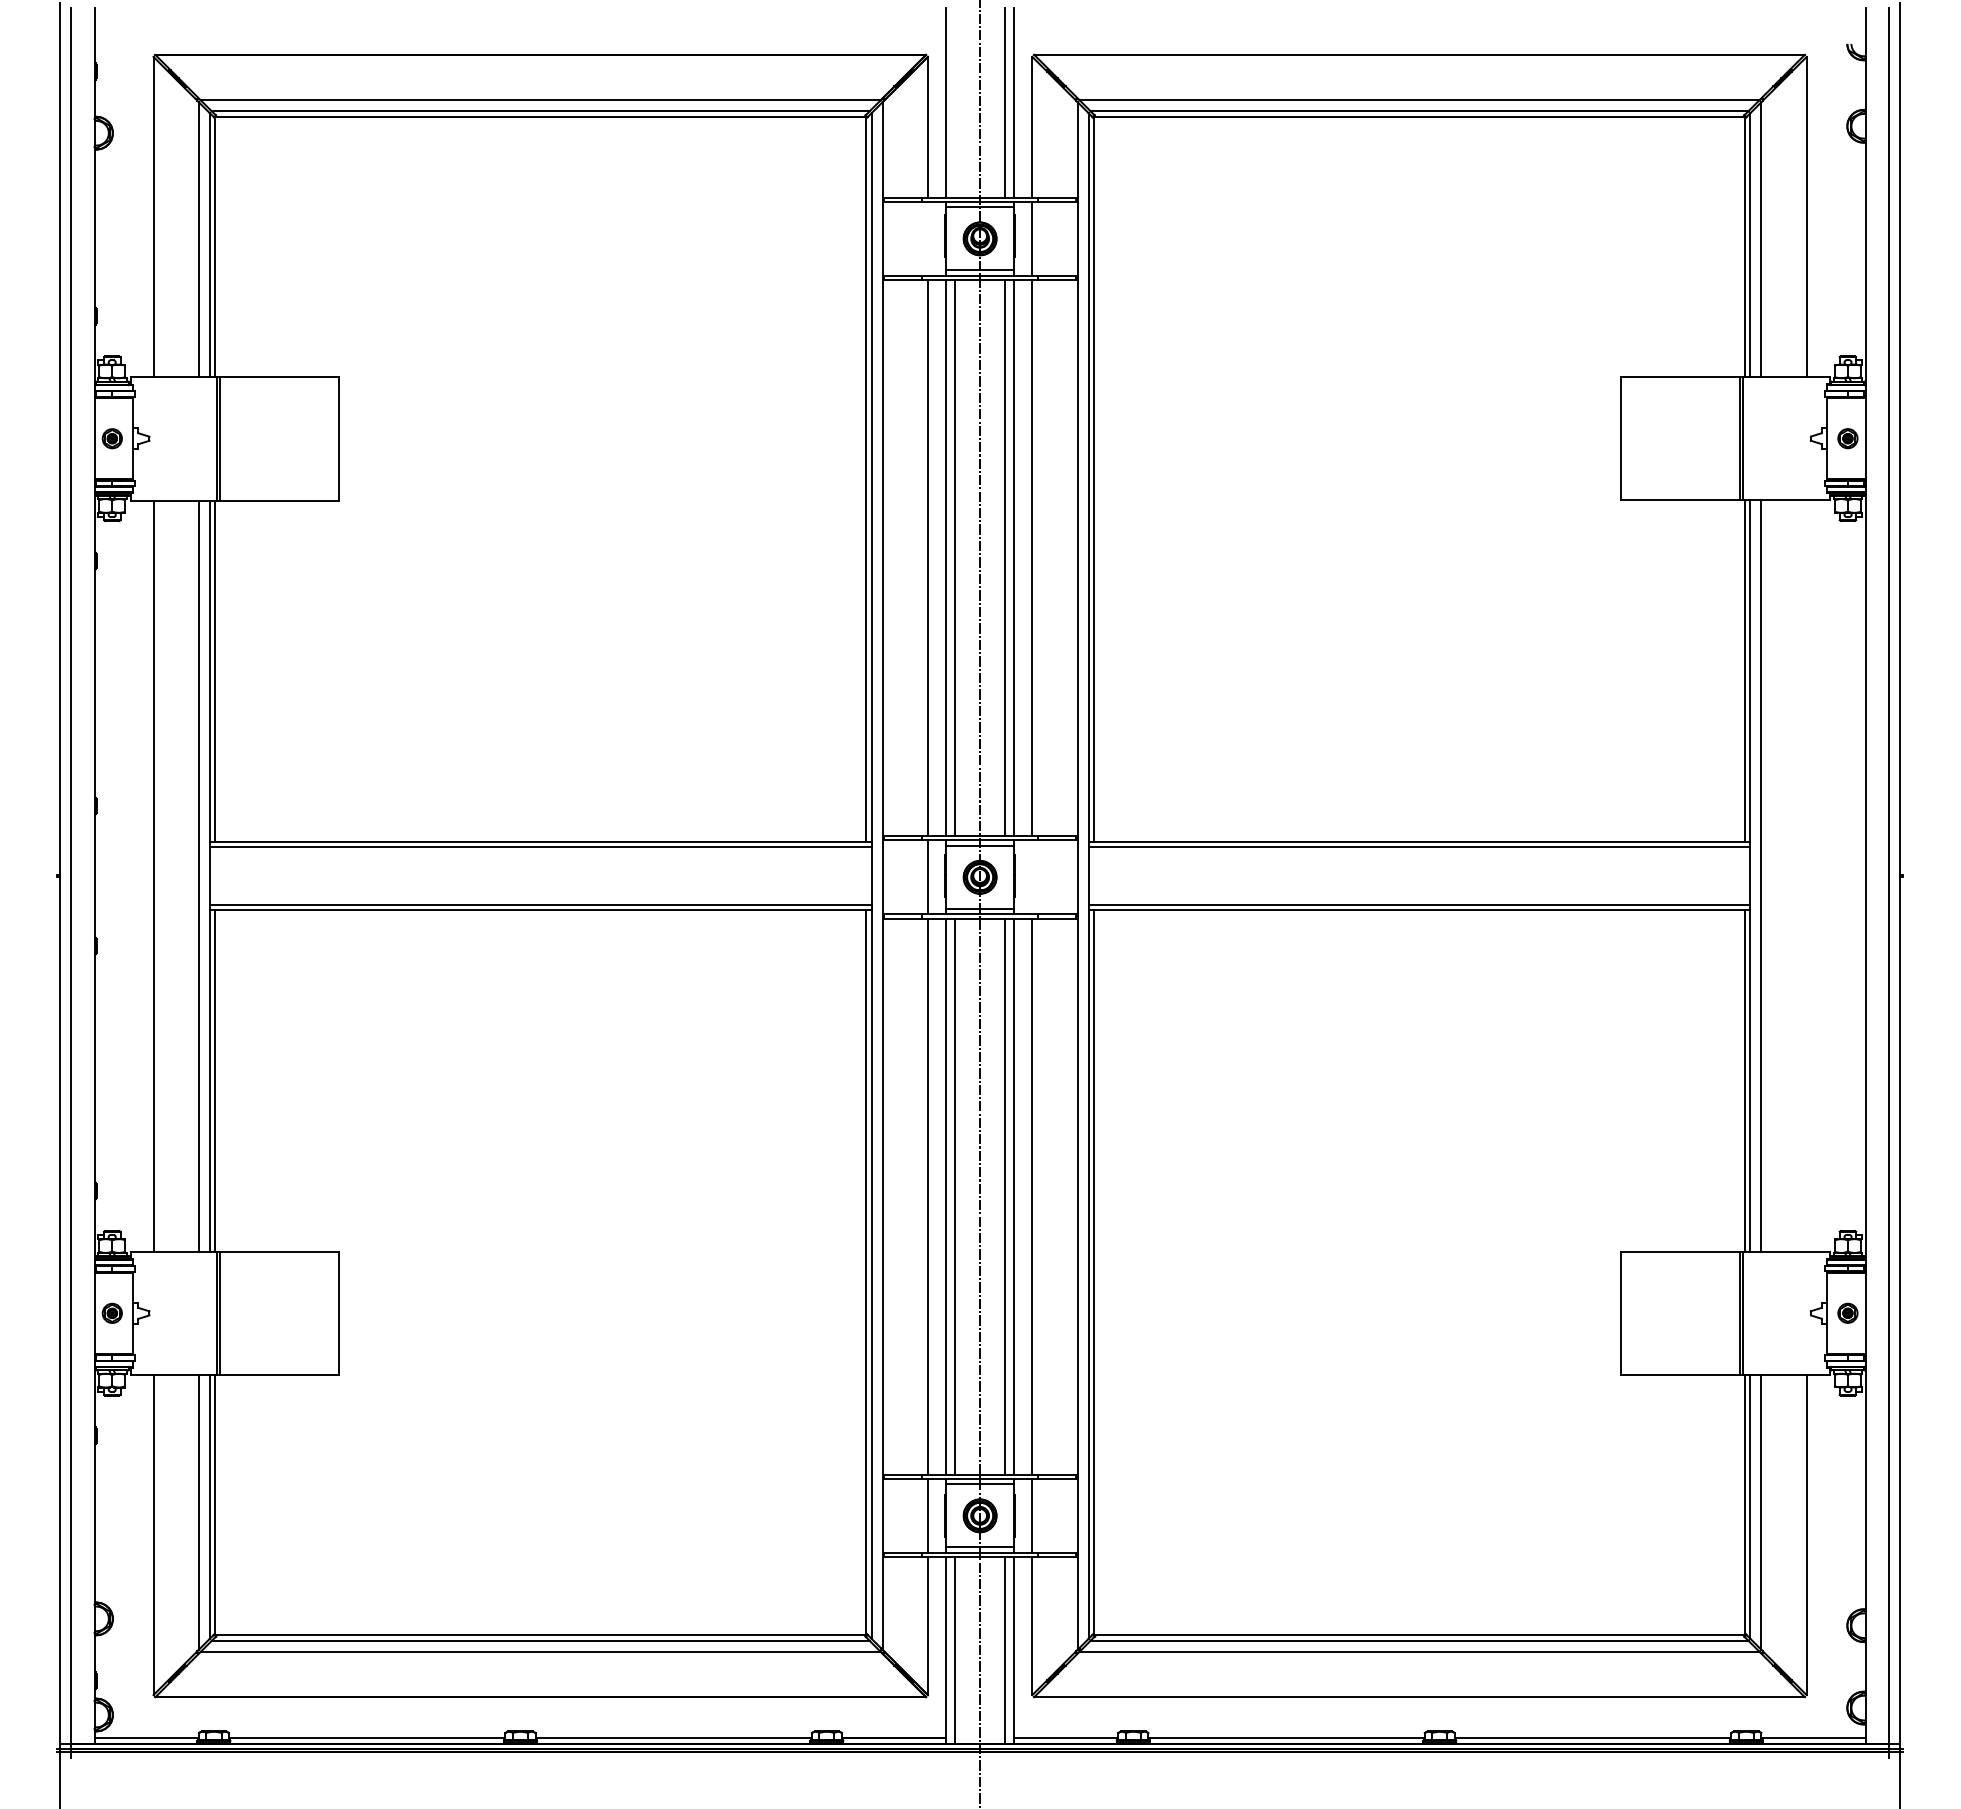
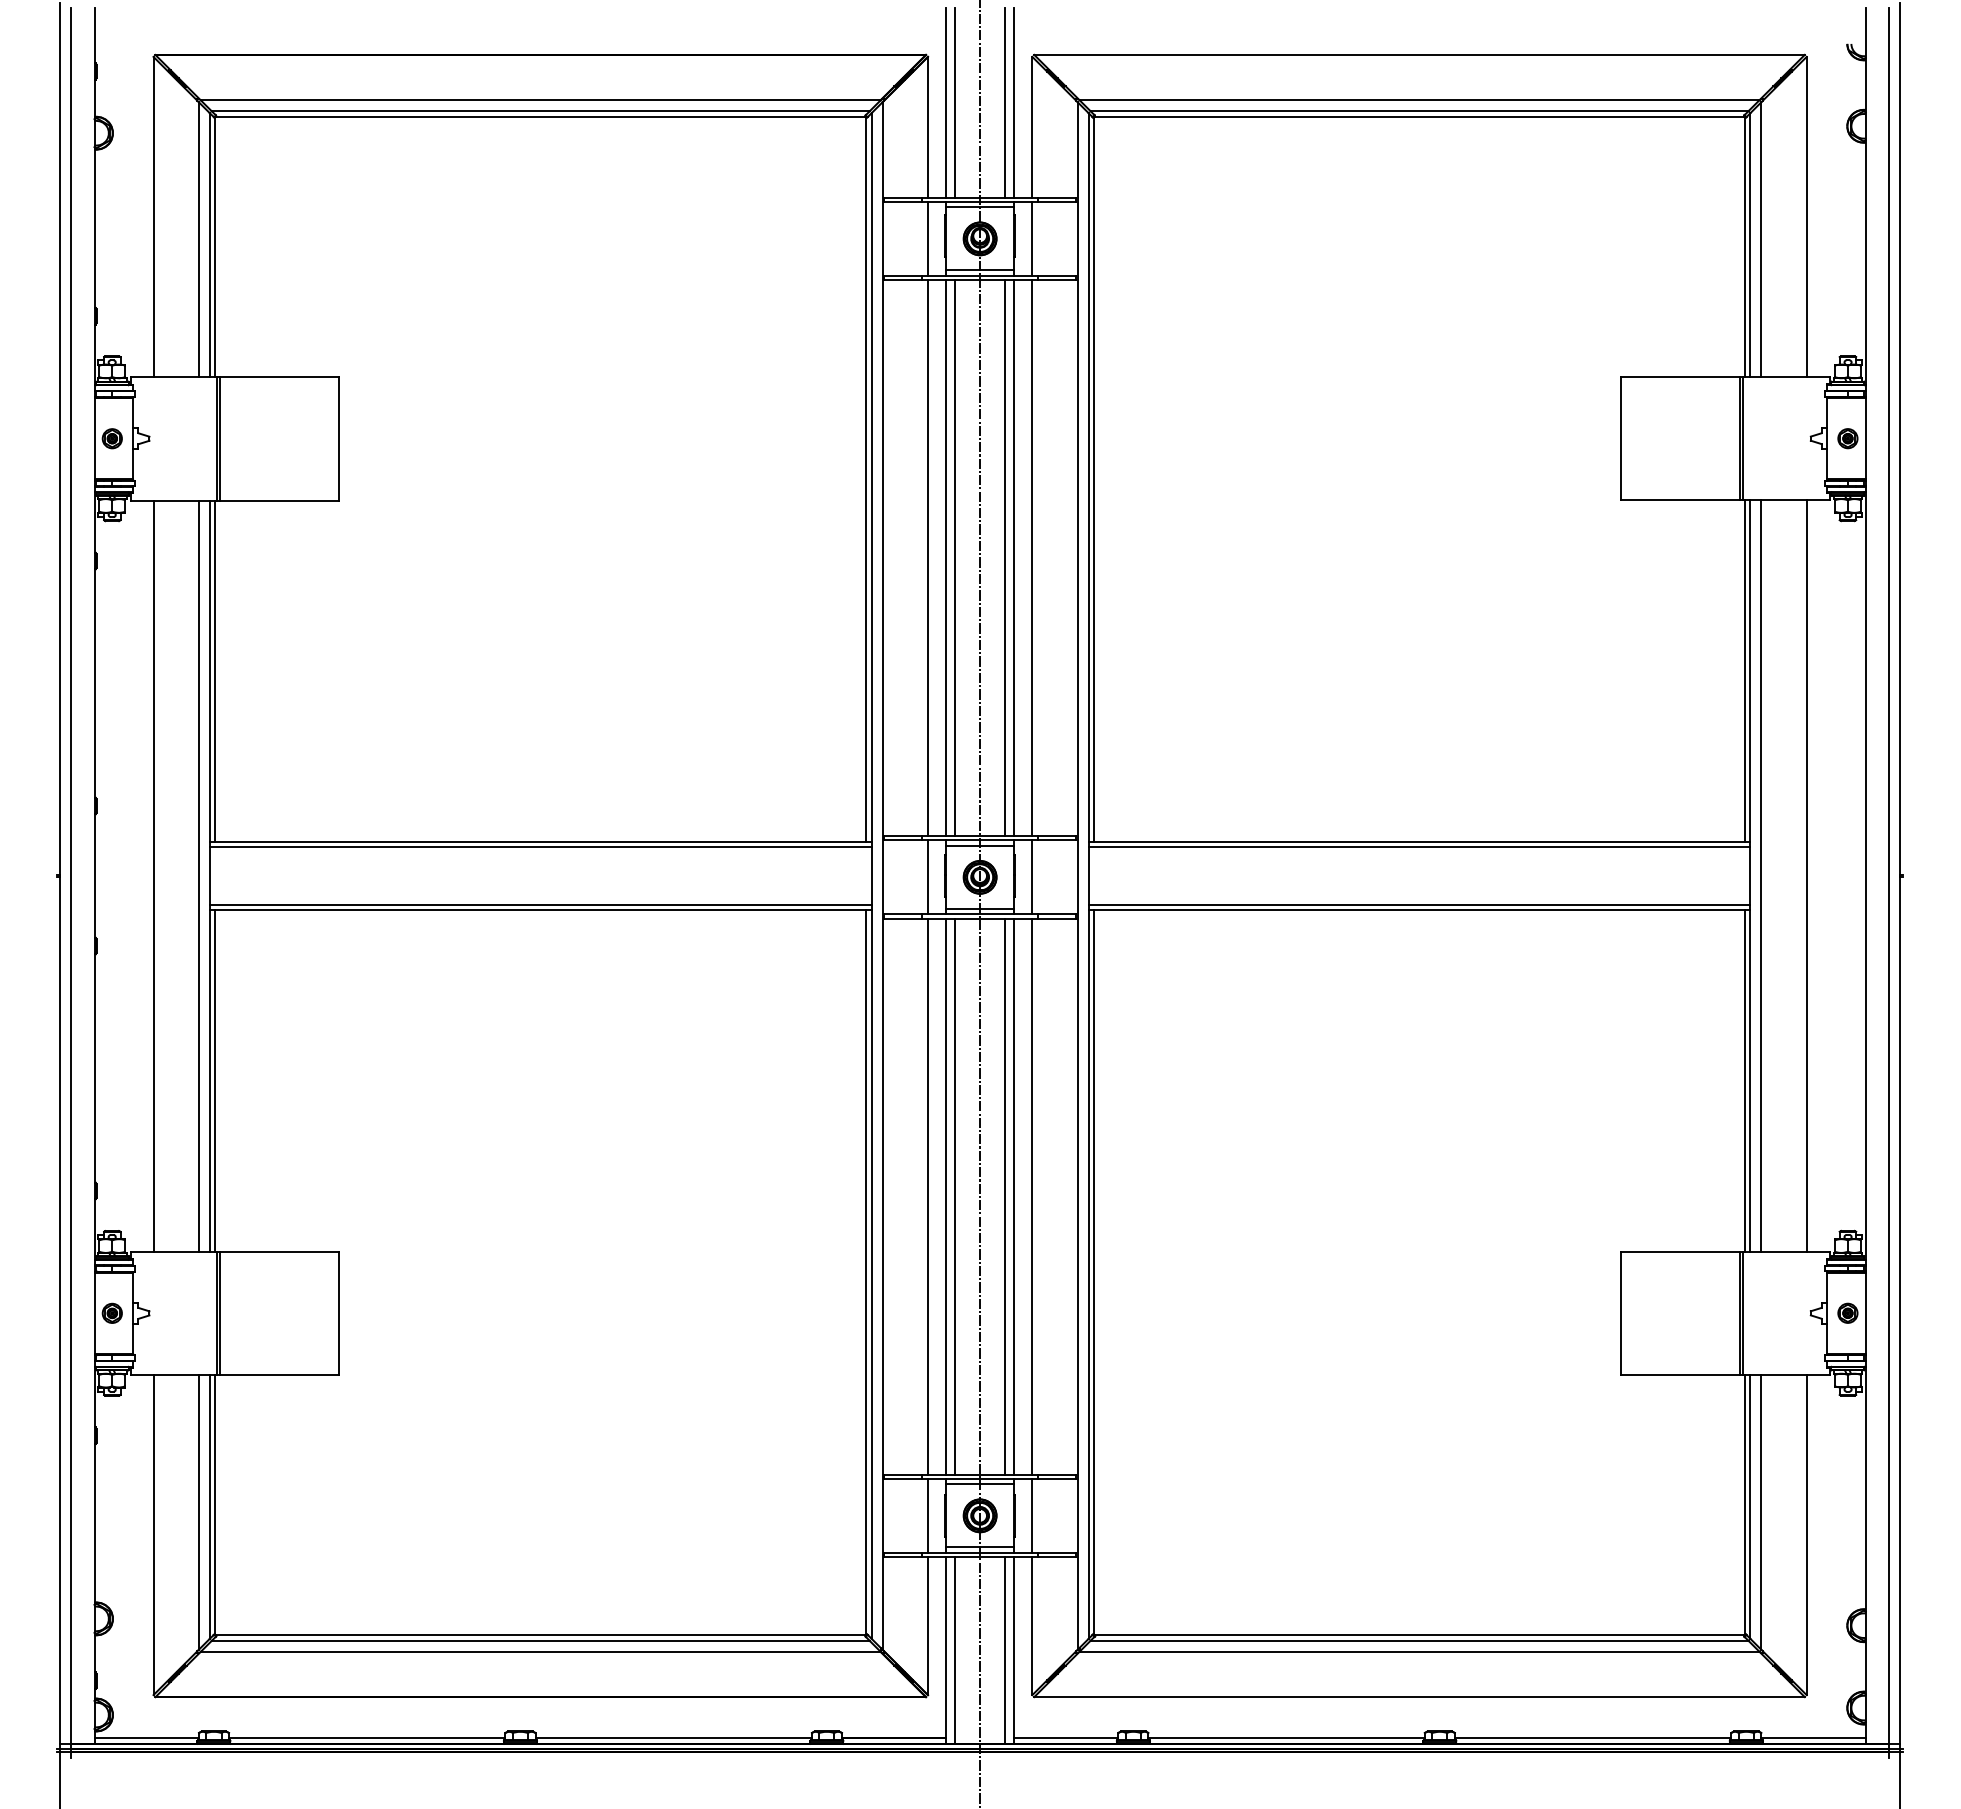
line: none -> present (955, 102)
line: none -> present (927, 238)
line: none -> present (1806, 875)
line: none -> present (1032, 877)
